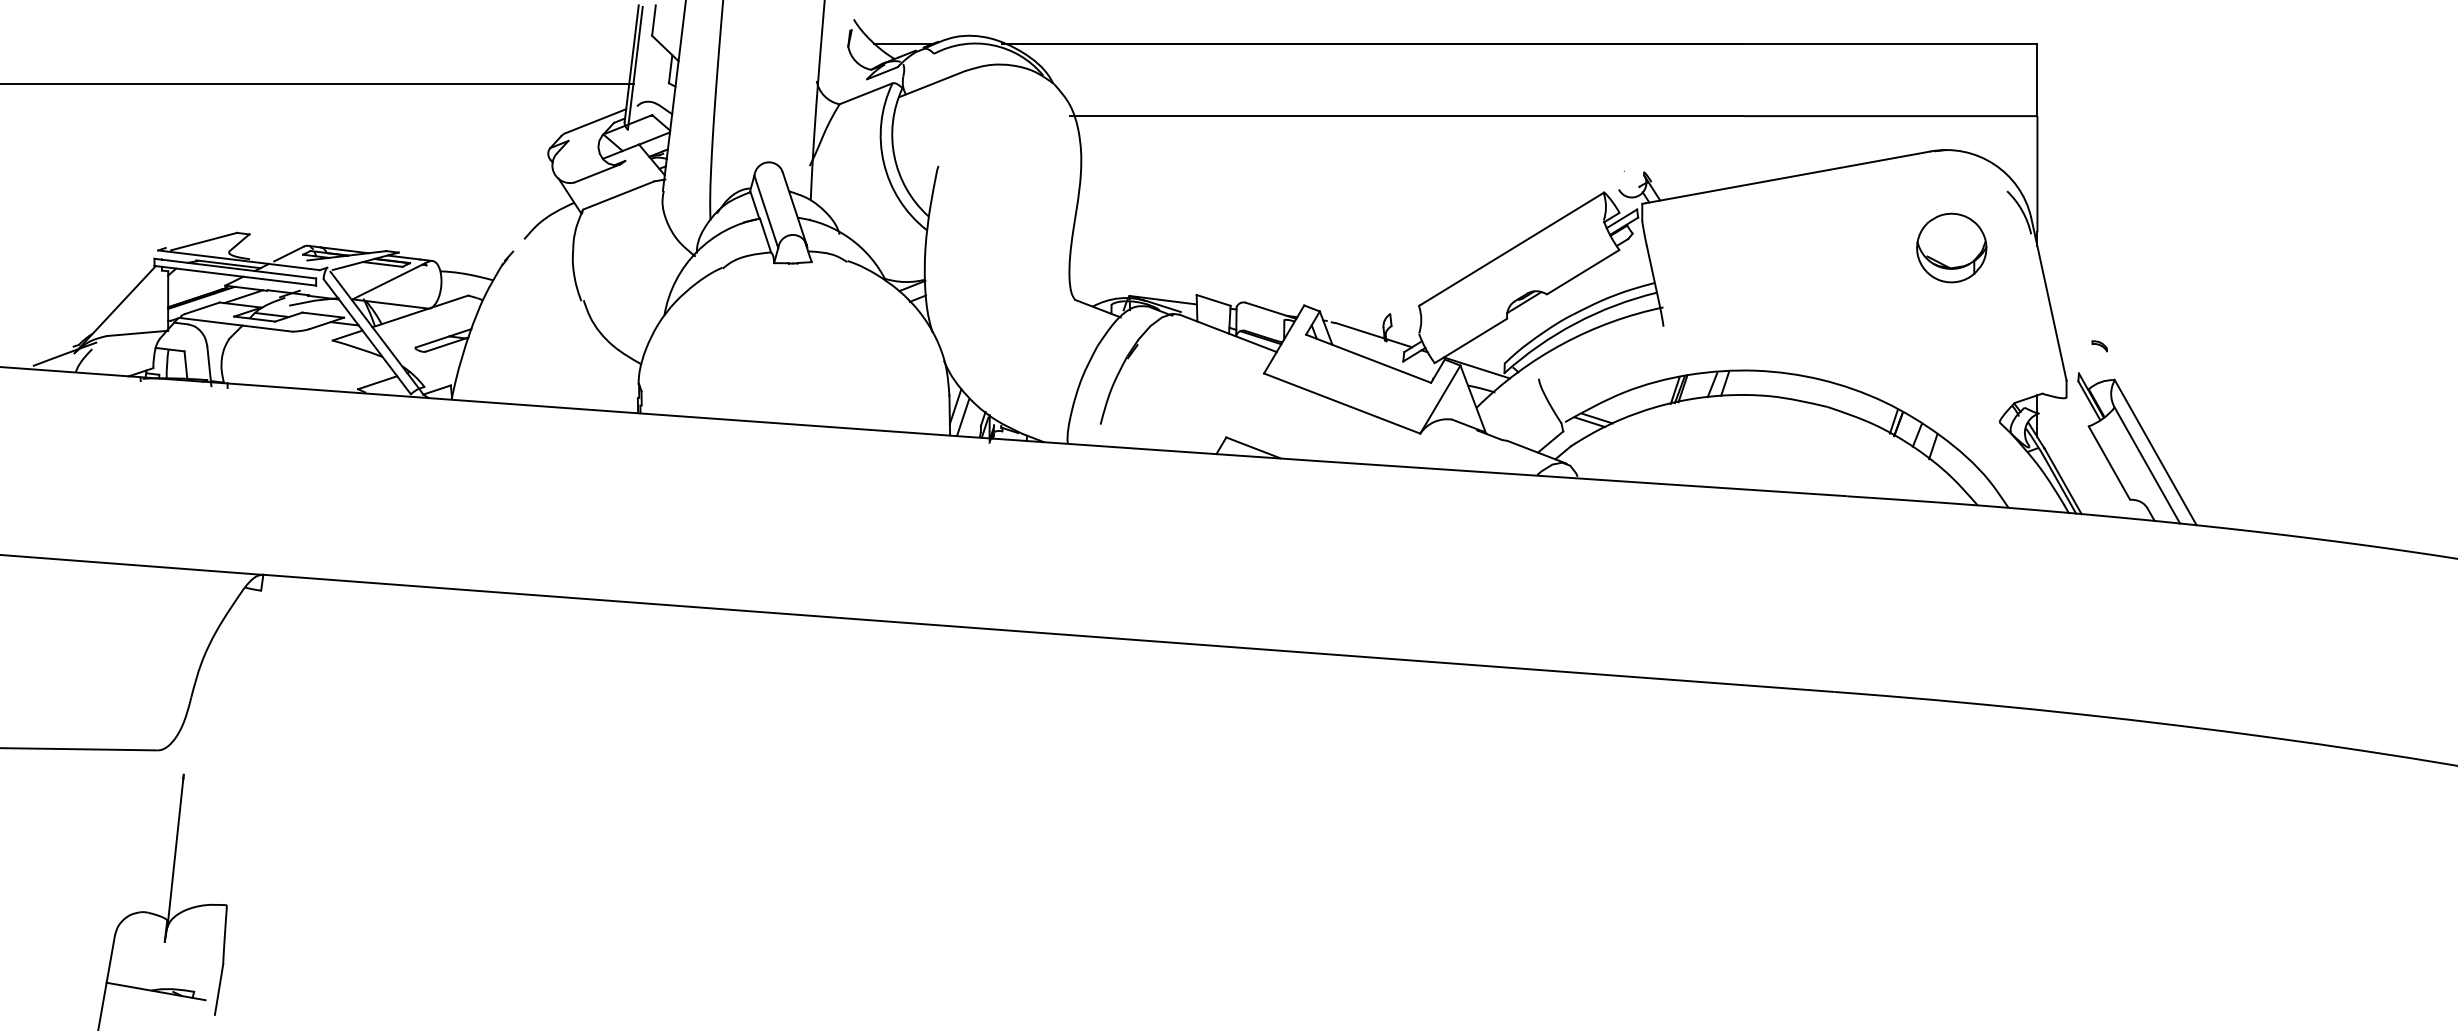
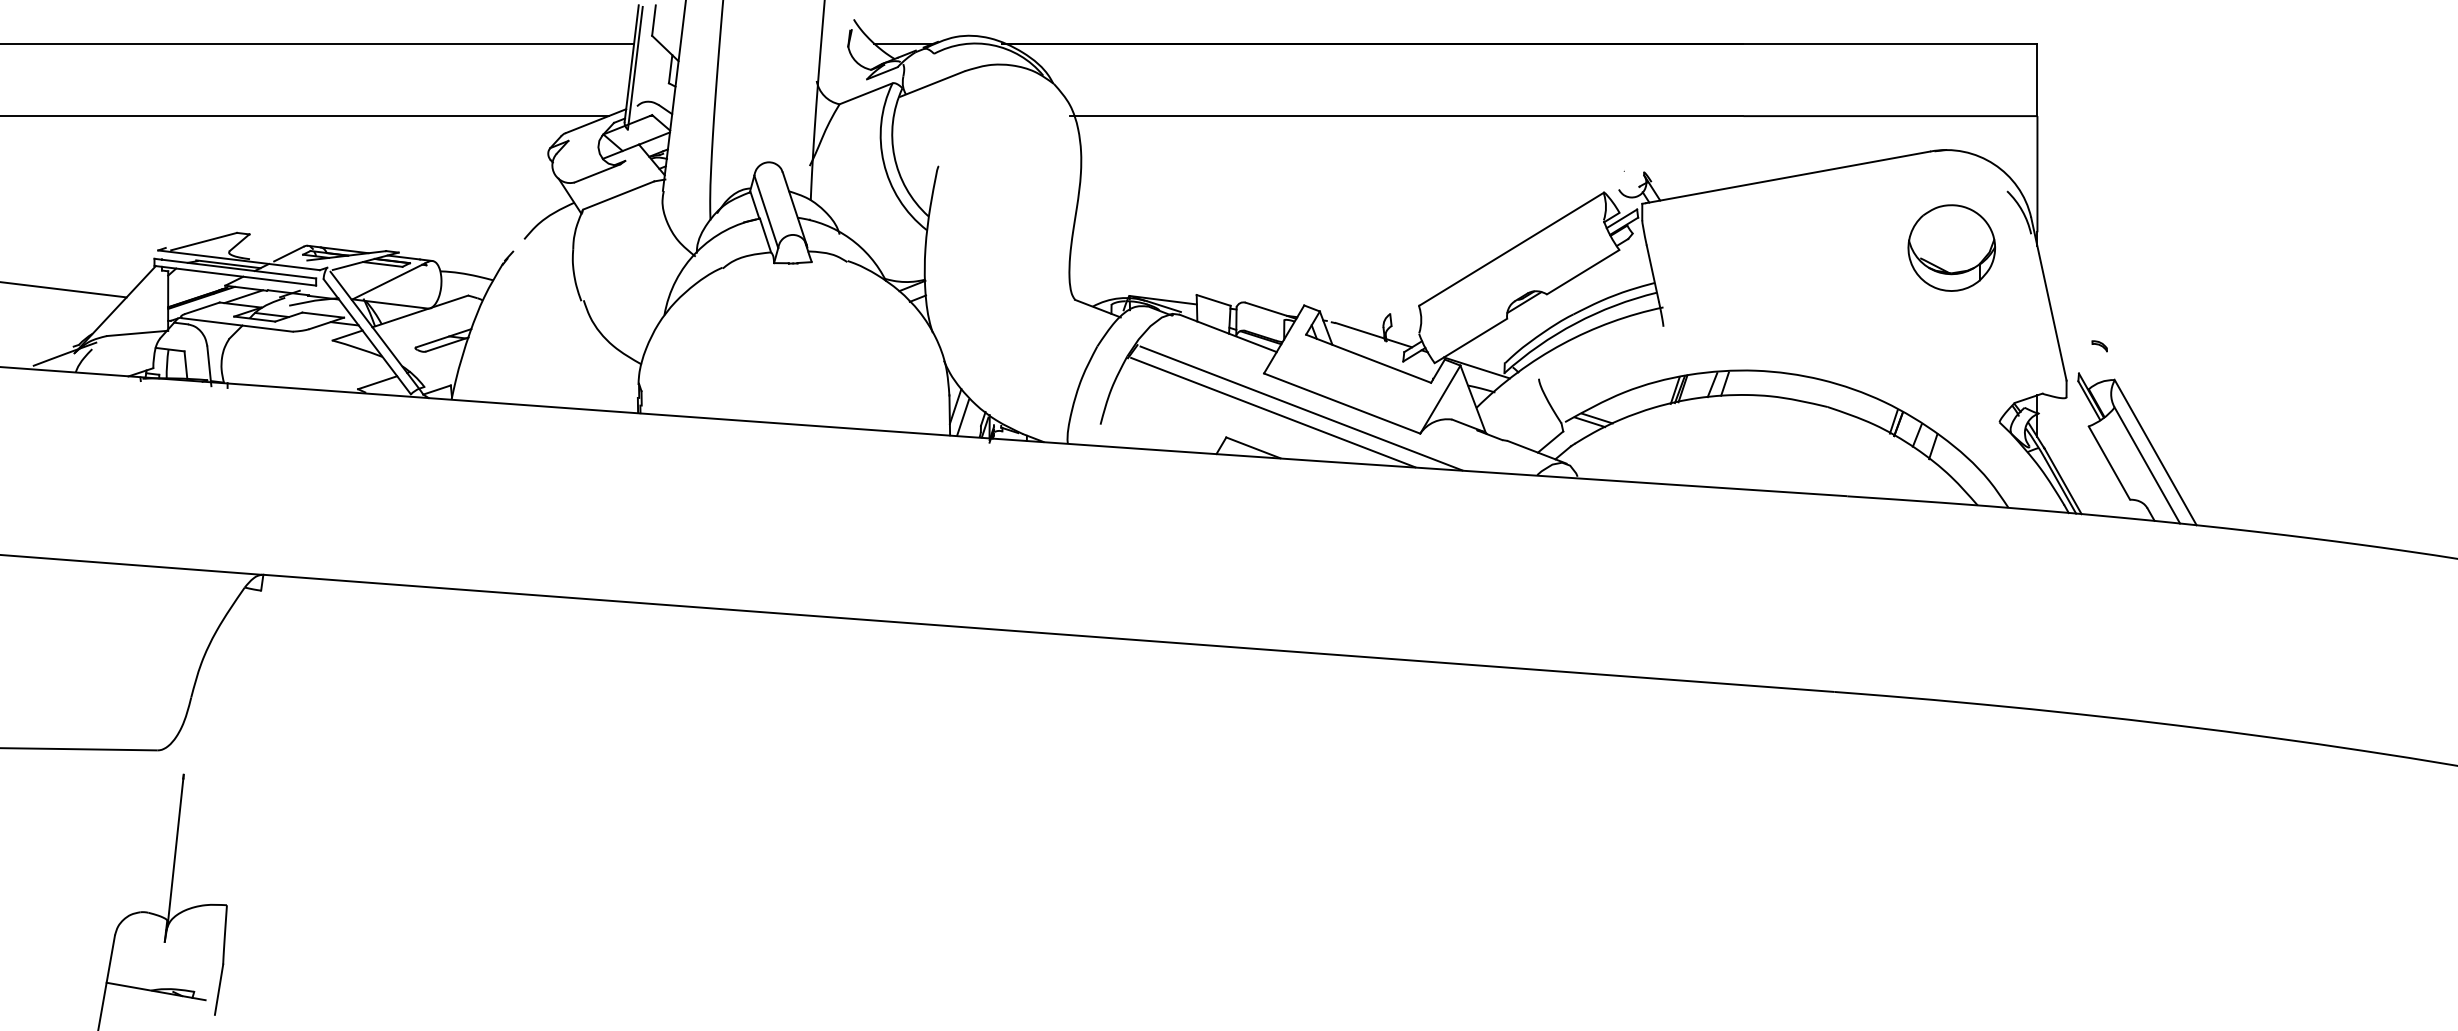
line position: (318, 83) -> (318, 43) (318, 43)
line: none -> present (305, 116)
part size: 72x72 px -> 89x88 px (1951, 247)
line: none -> present (64, 289)
line: none -> present (1301, 408)
line: none -> present (1273, 412)
